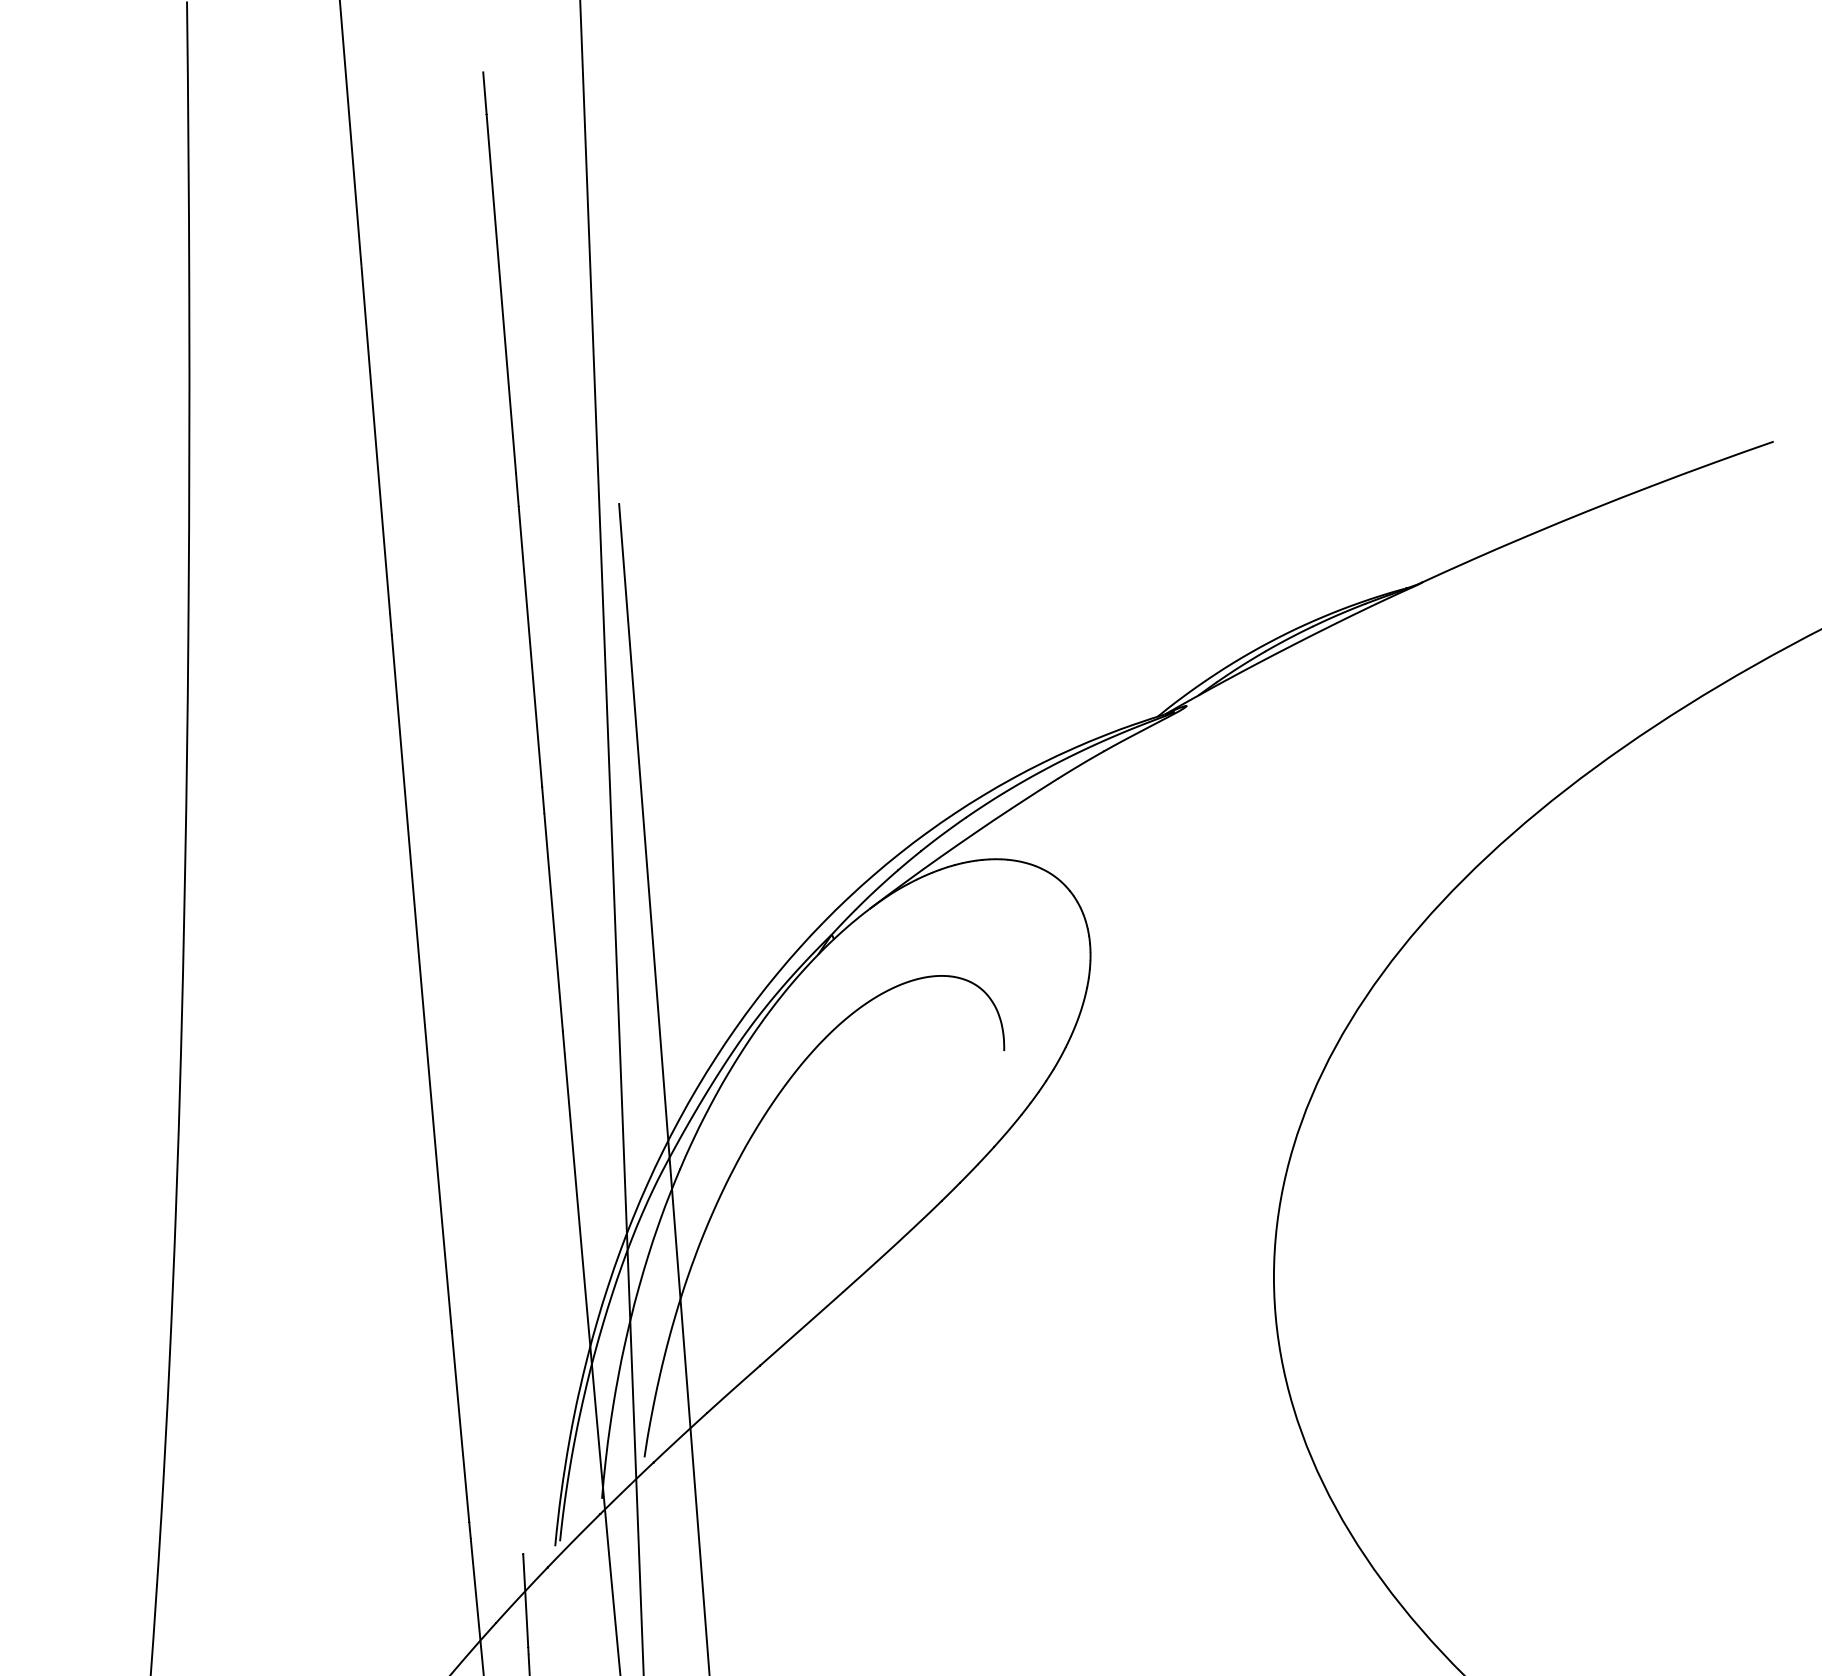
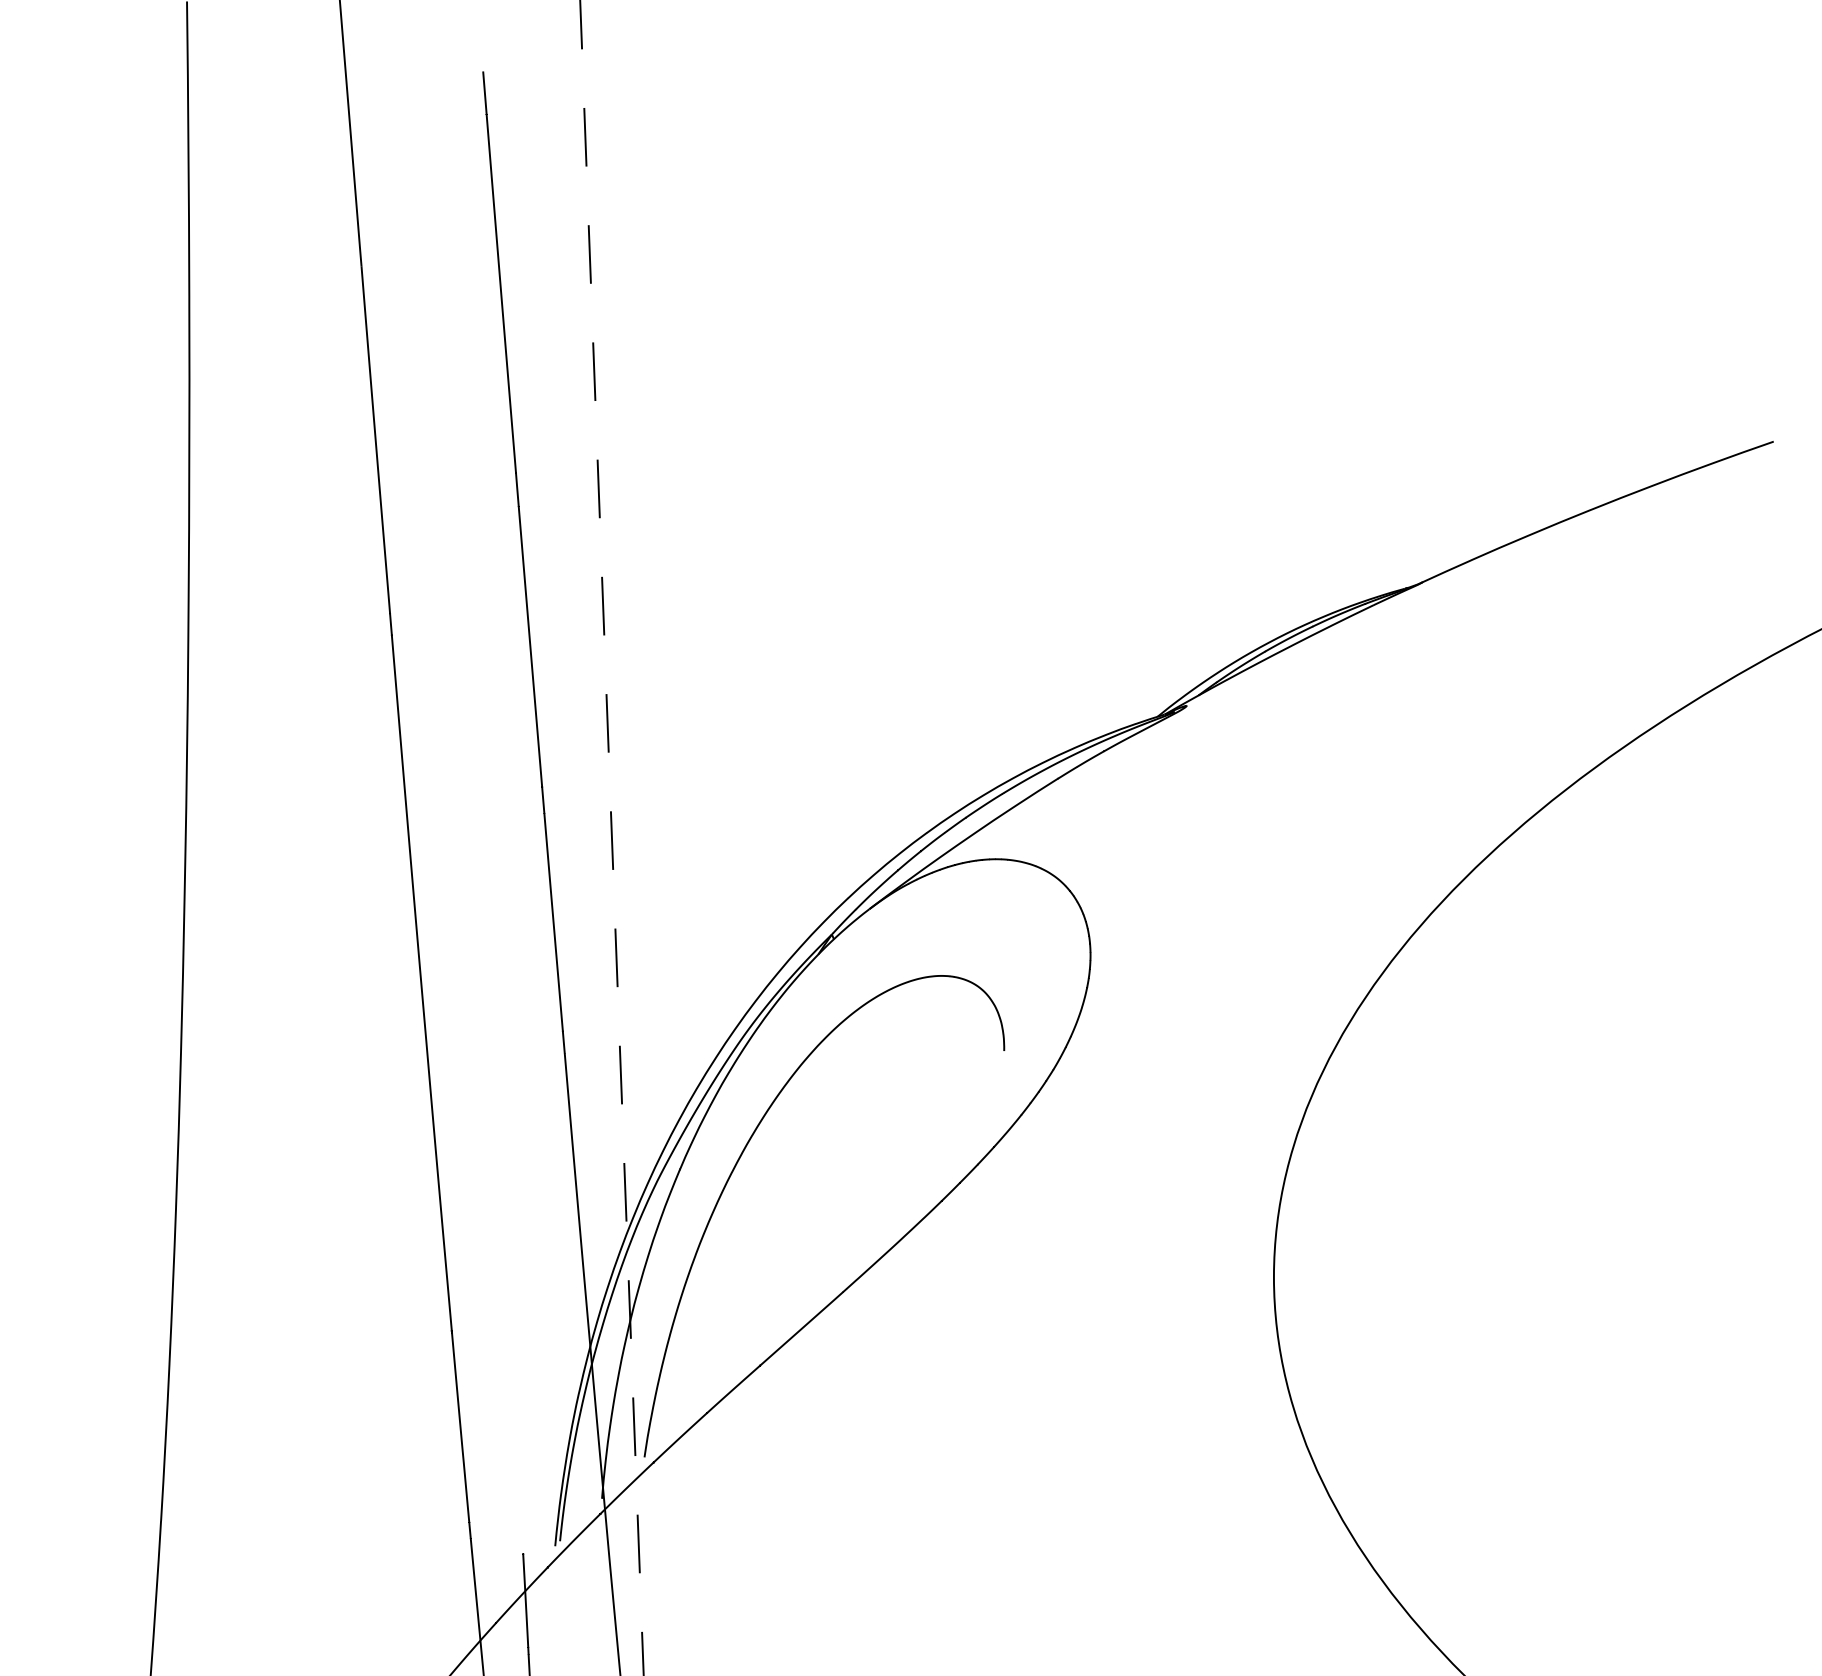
line: solid -> dashed (611, 837)
line: present -> none (664, 1088)
